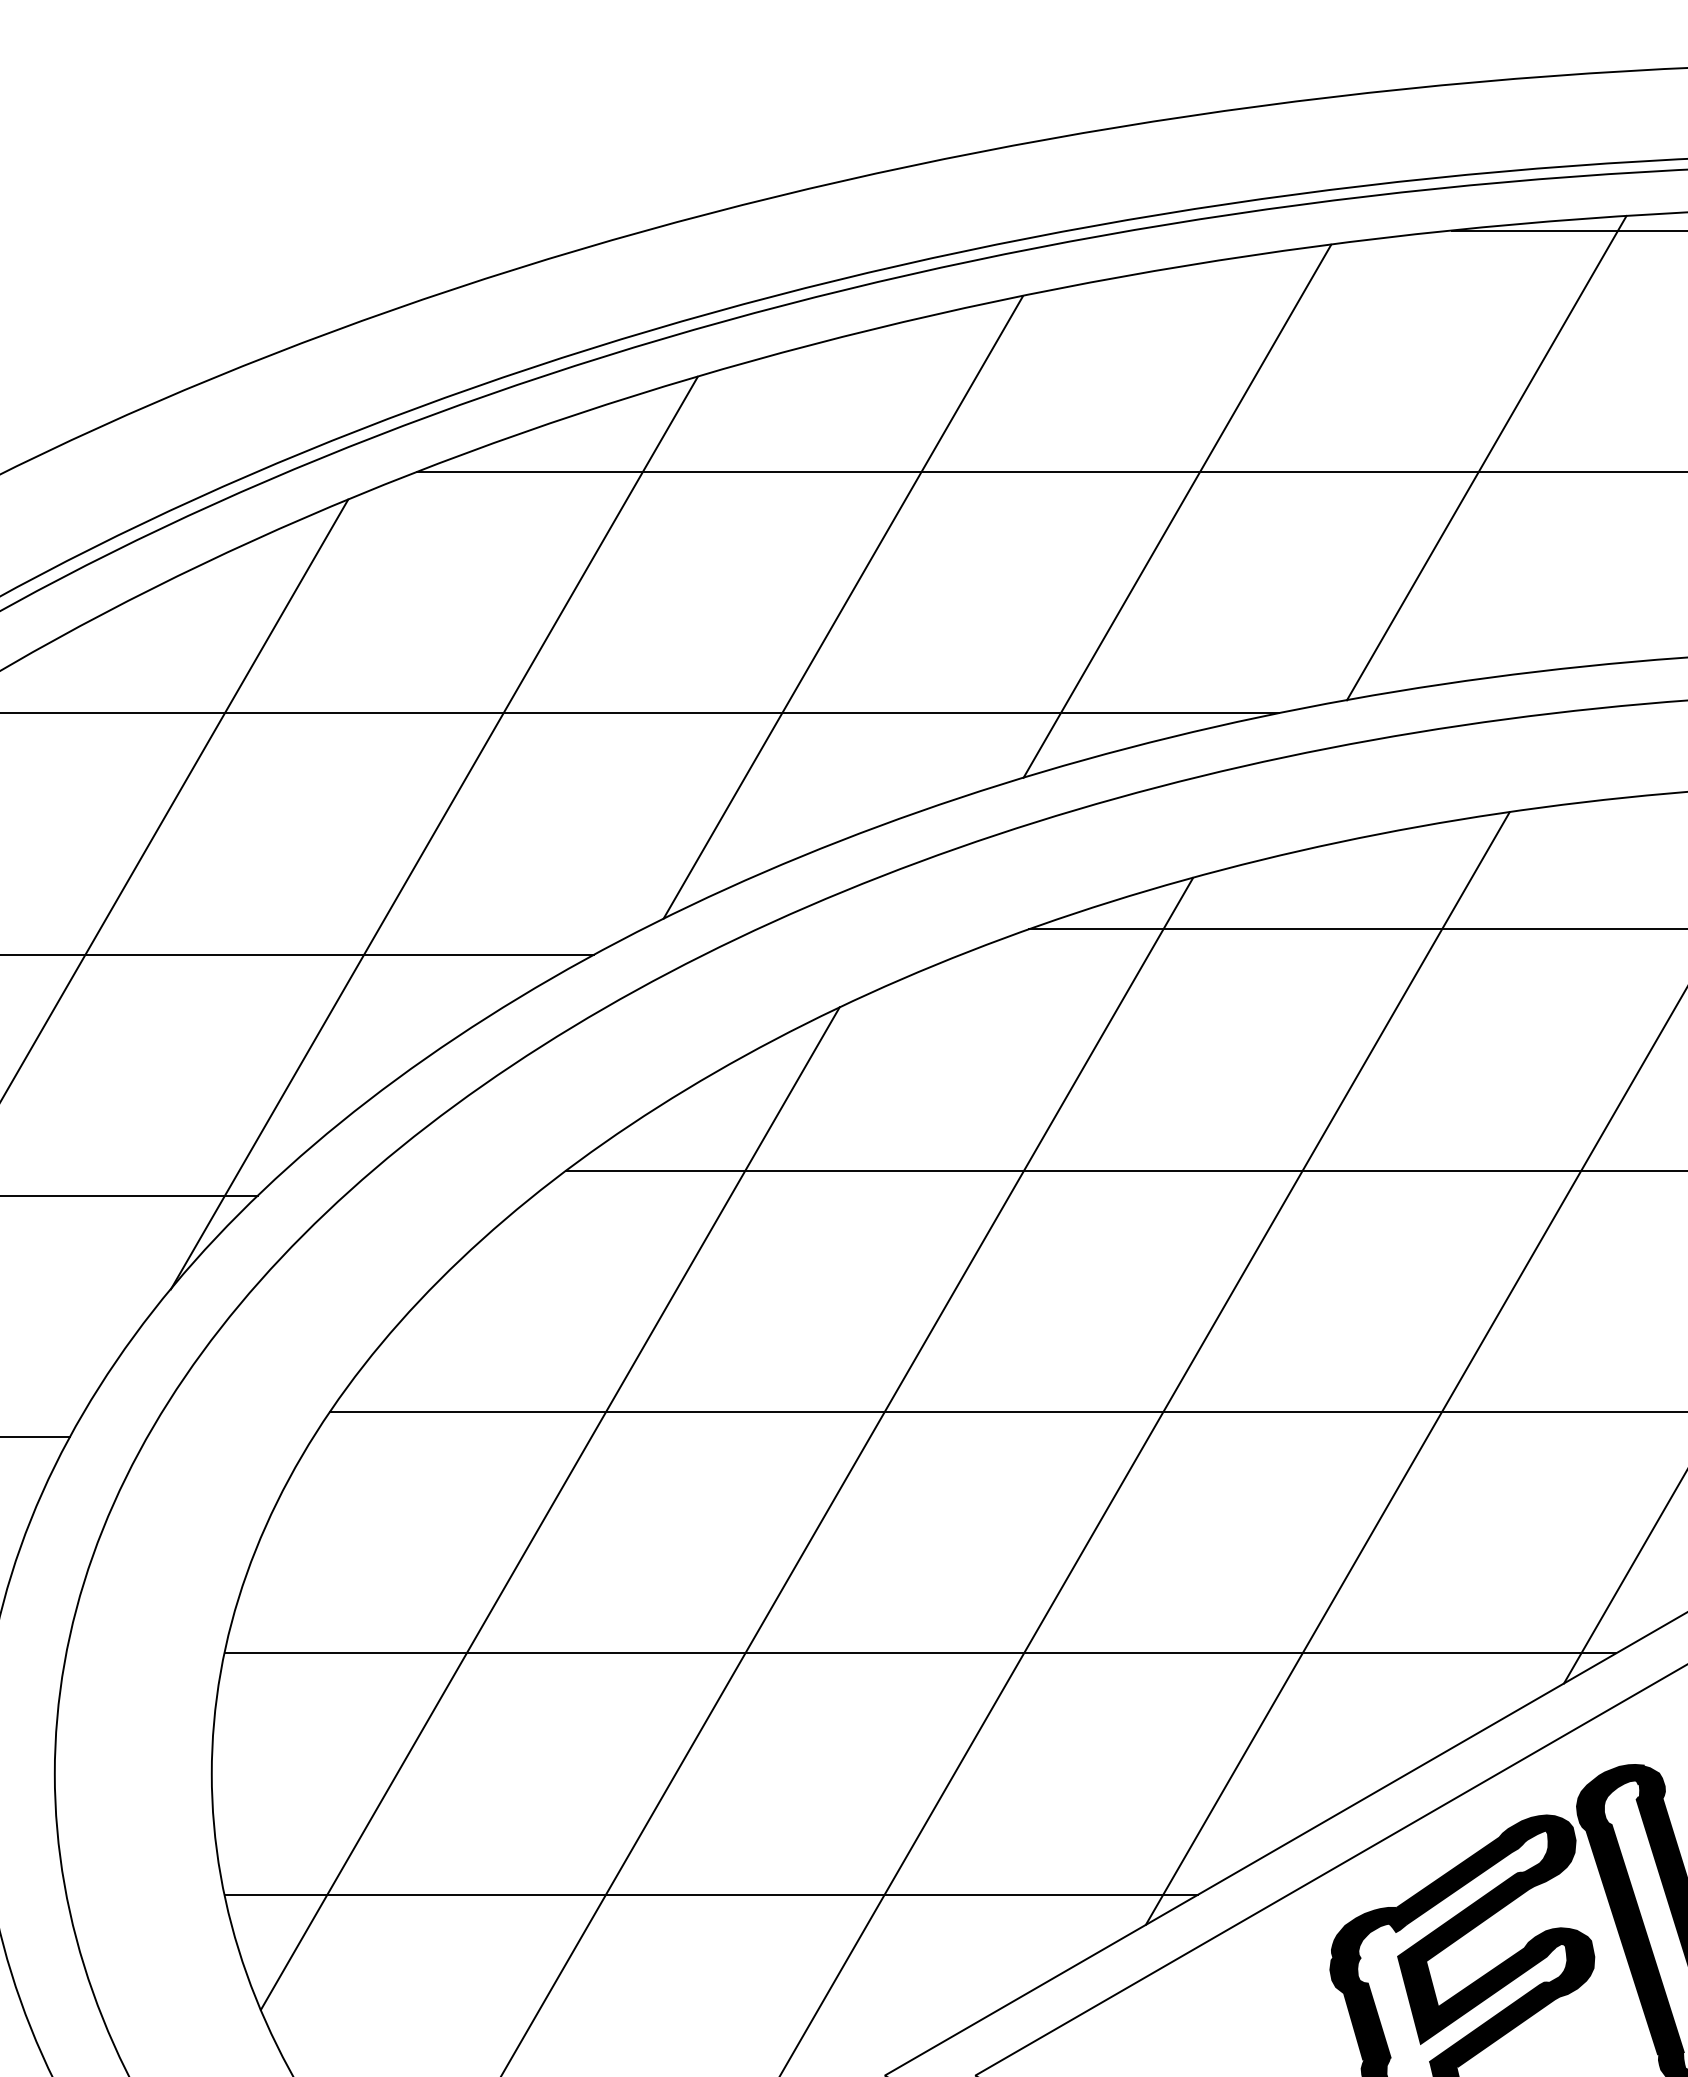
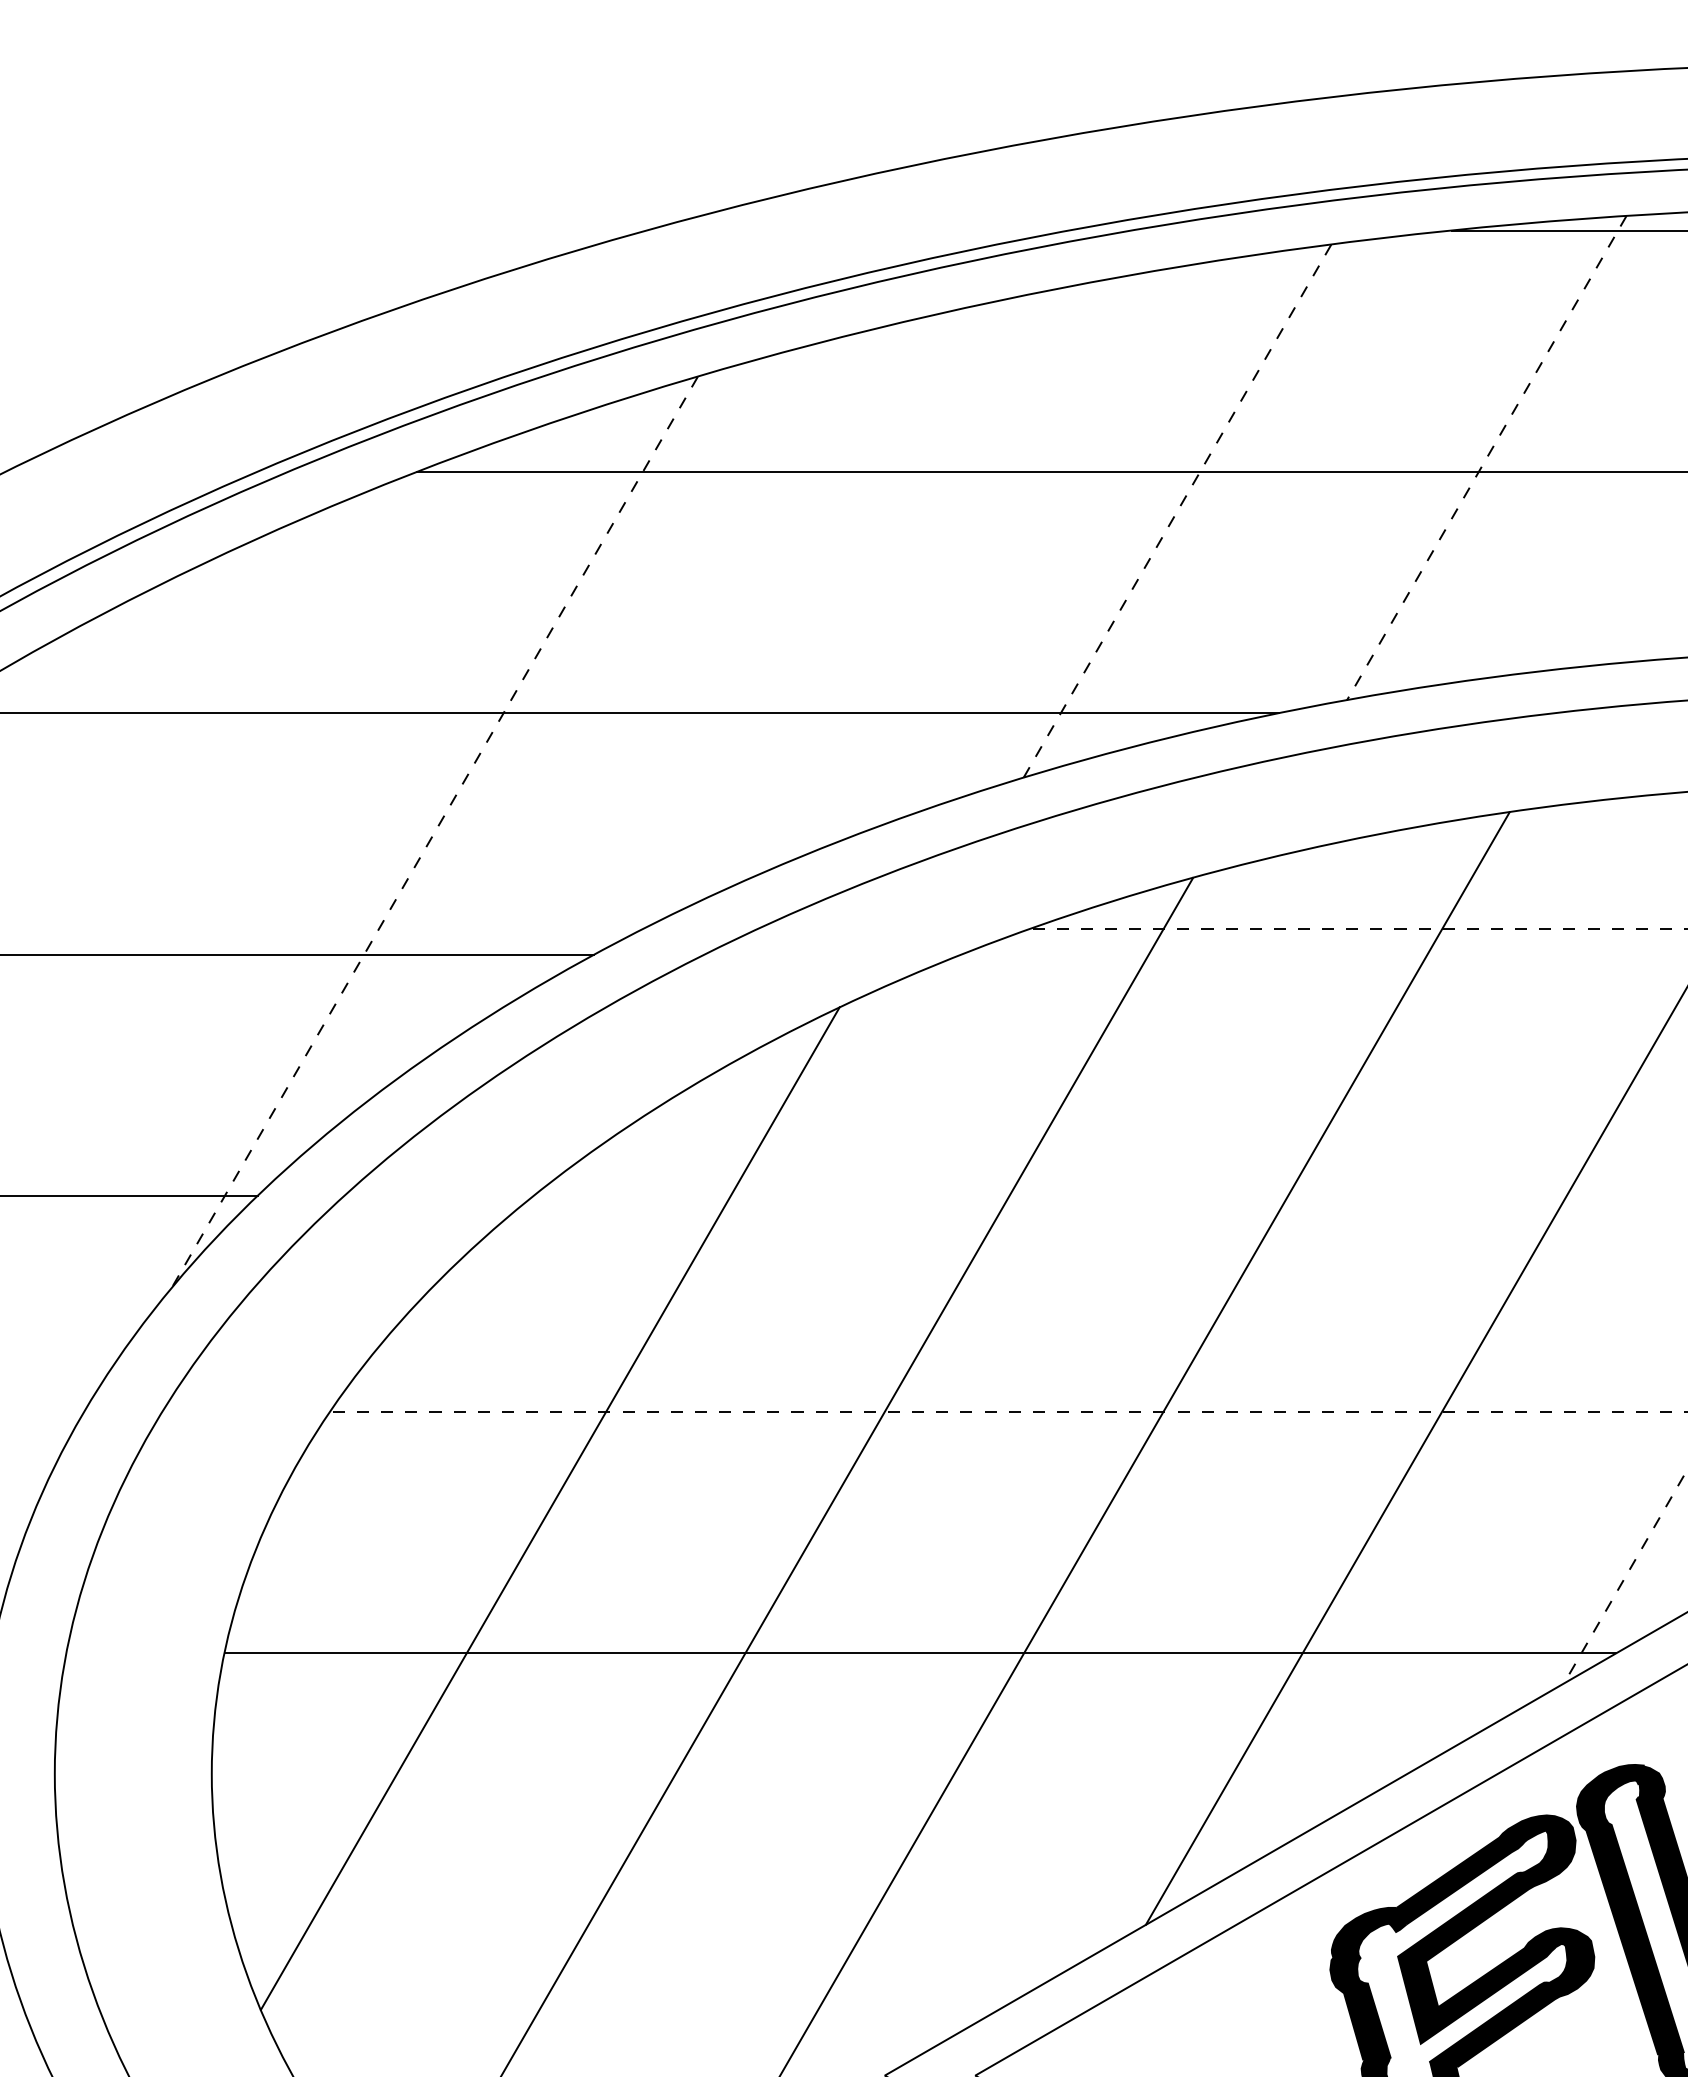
line: solid -> dashed (1486, 458)
line: solid -> dashed (1177, 511)
line: present -> none (842, 607)
line: present -> none (175, 798)
line: solid -> dashed (434, 833)
line: solid -> dashed (1357, 929)
line: present -> none (1125, 1170)
line: solid -> dashed (1008, 1411)
line: present -> none (36, 1437)
line: solid -> dashed (1625, 1576)
line: present -> none (711, 1894)
